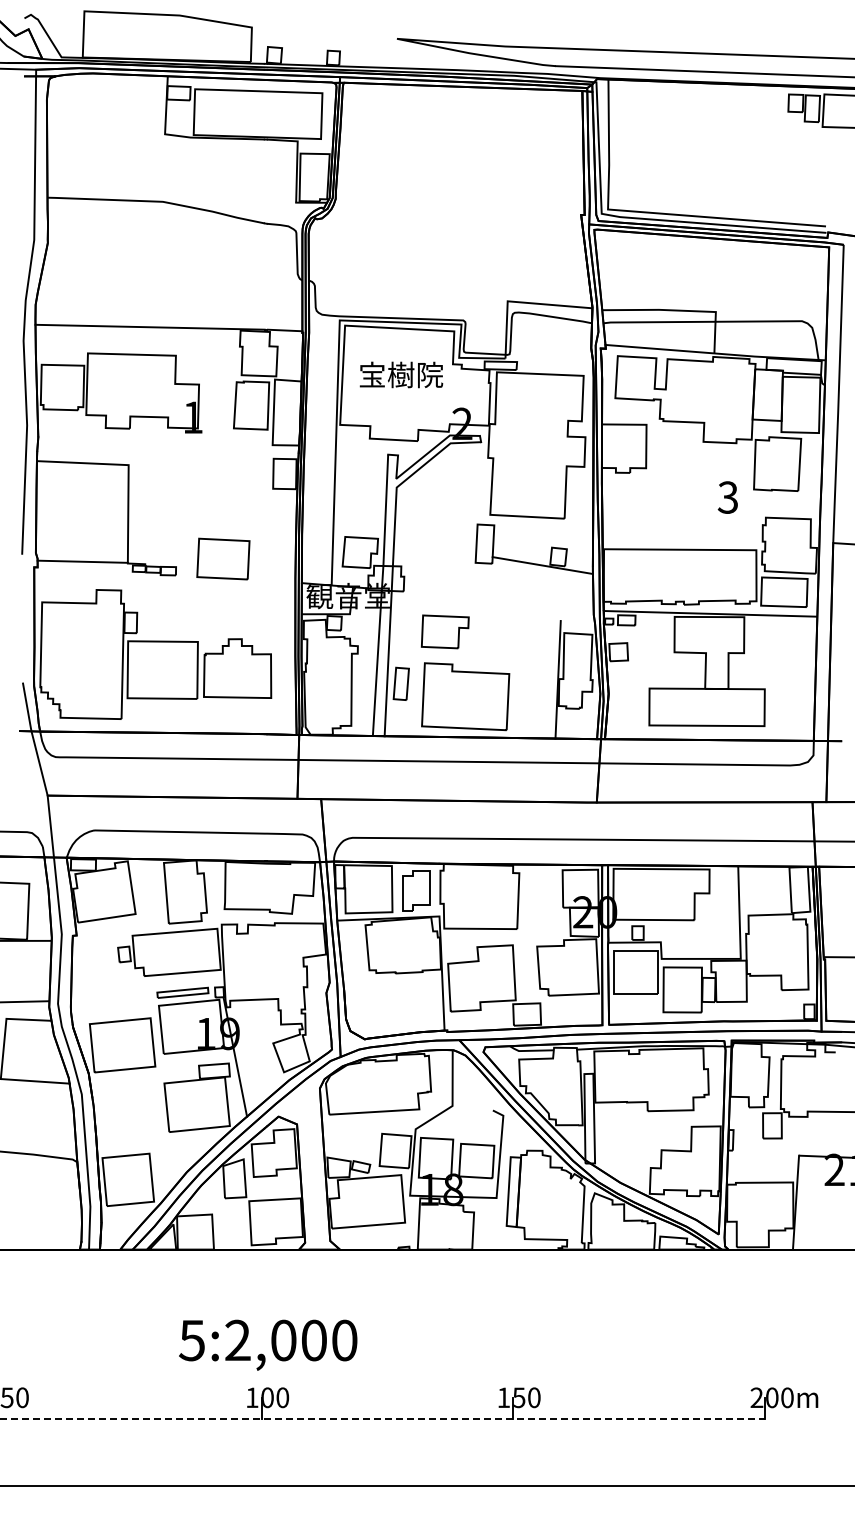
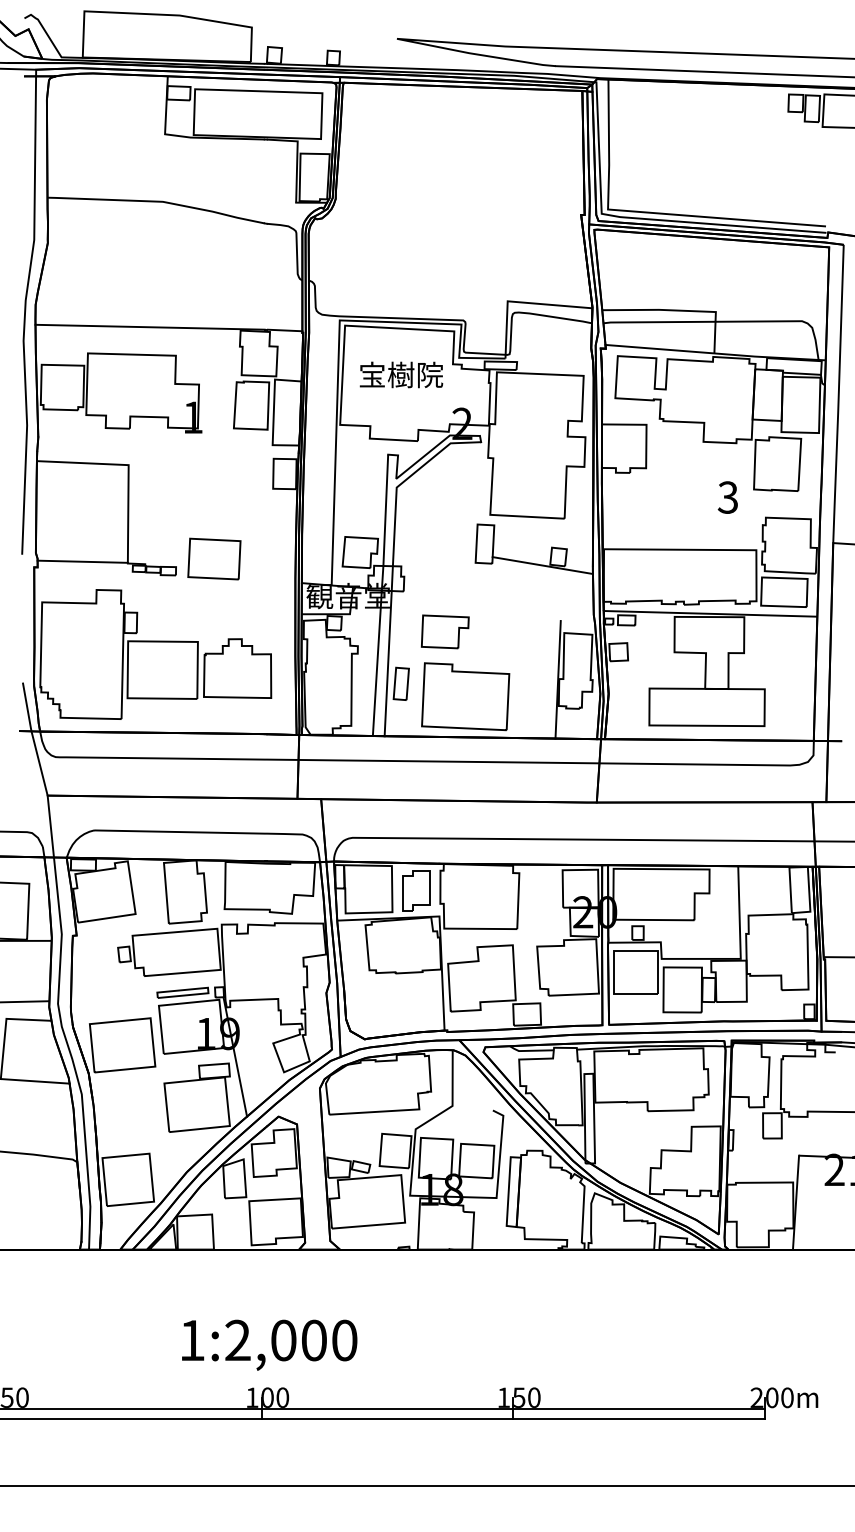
part position: (223, 558) -> (214, 558) (214, 558)
text: 5:2,000 -> 1:2,000 (191, 1340)
line: none -> present (383, 1408)
line: dashed -> solid (382, 1418)
